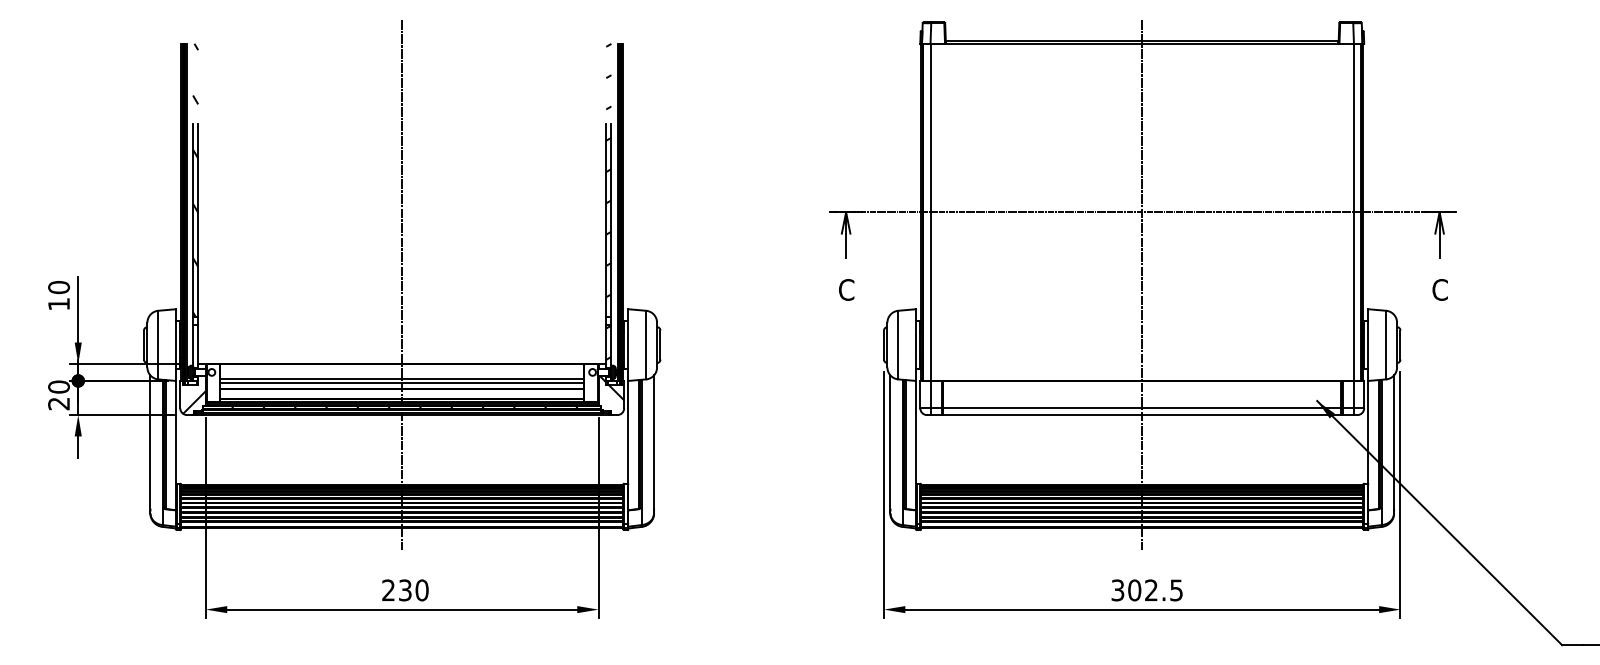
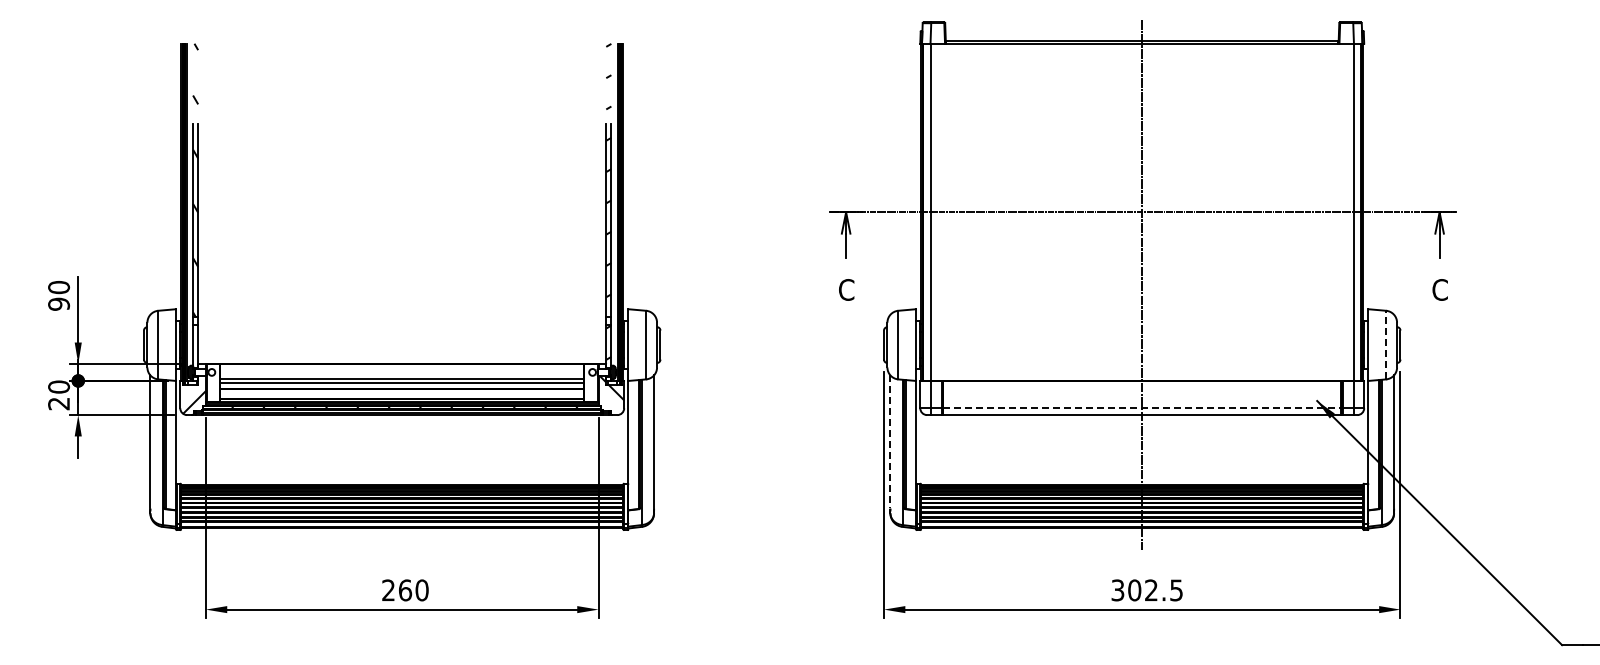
line: present -> none (402, 284)
text: 10 -> 90 (59, 303)
line: solid -> dashed (1386, 344)
line: solid -> dashed (1142, 408)
line: solid -> dashed (890, 441)
text: 230 -> 260 (405, 590)
